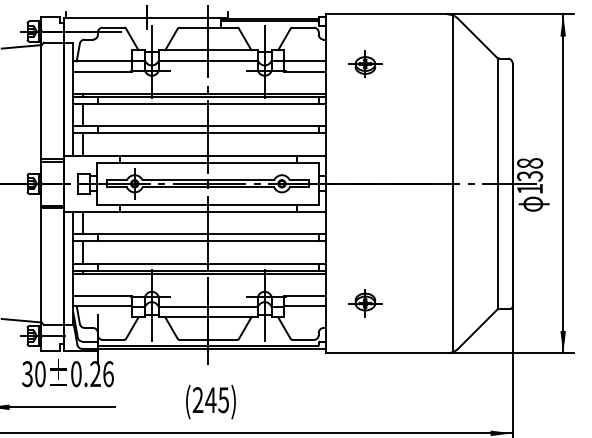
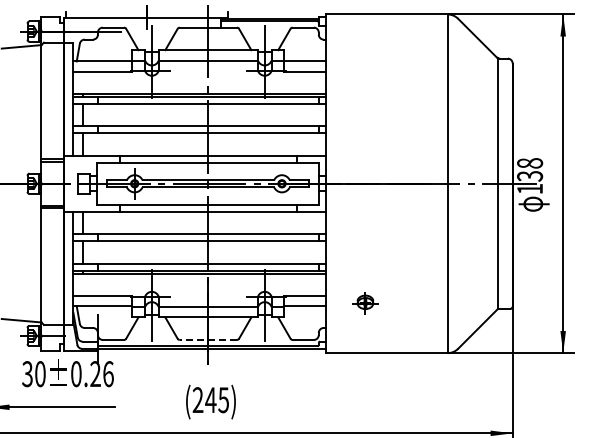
part: present -> none (365, 63)
line position: (453, 183) -> (448, 183) (448, 183)
part size: 35x29 px -> 27x23 px (365, 303)
line: solid -> dashed (208, 339)
